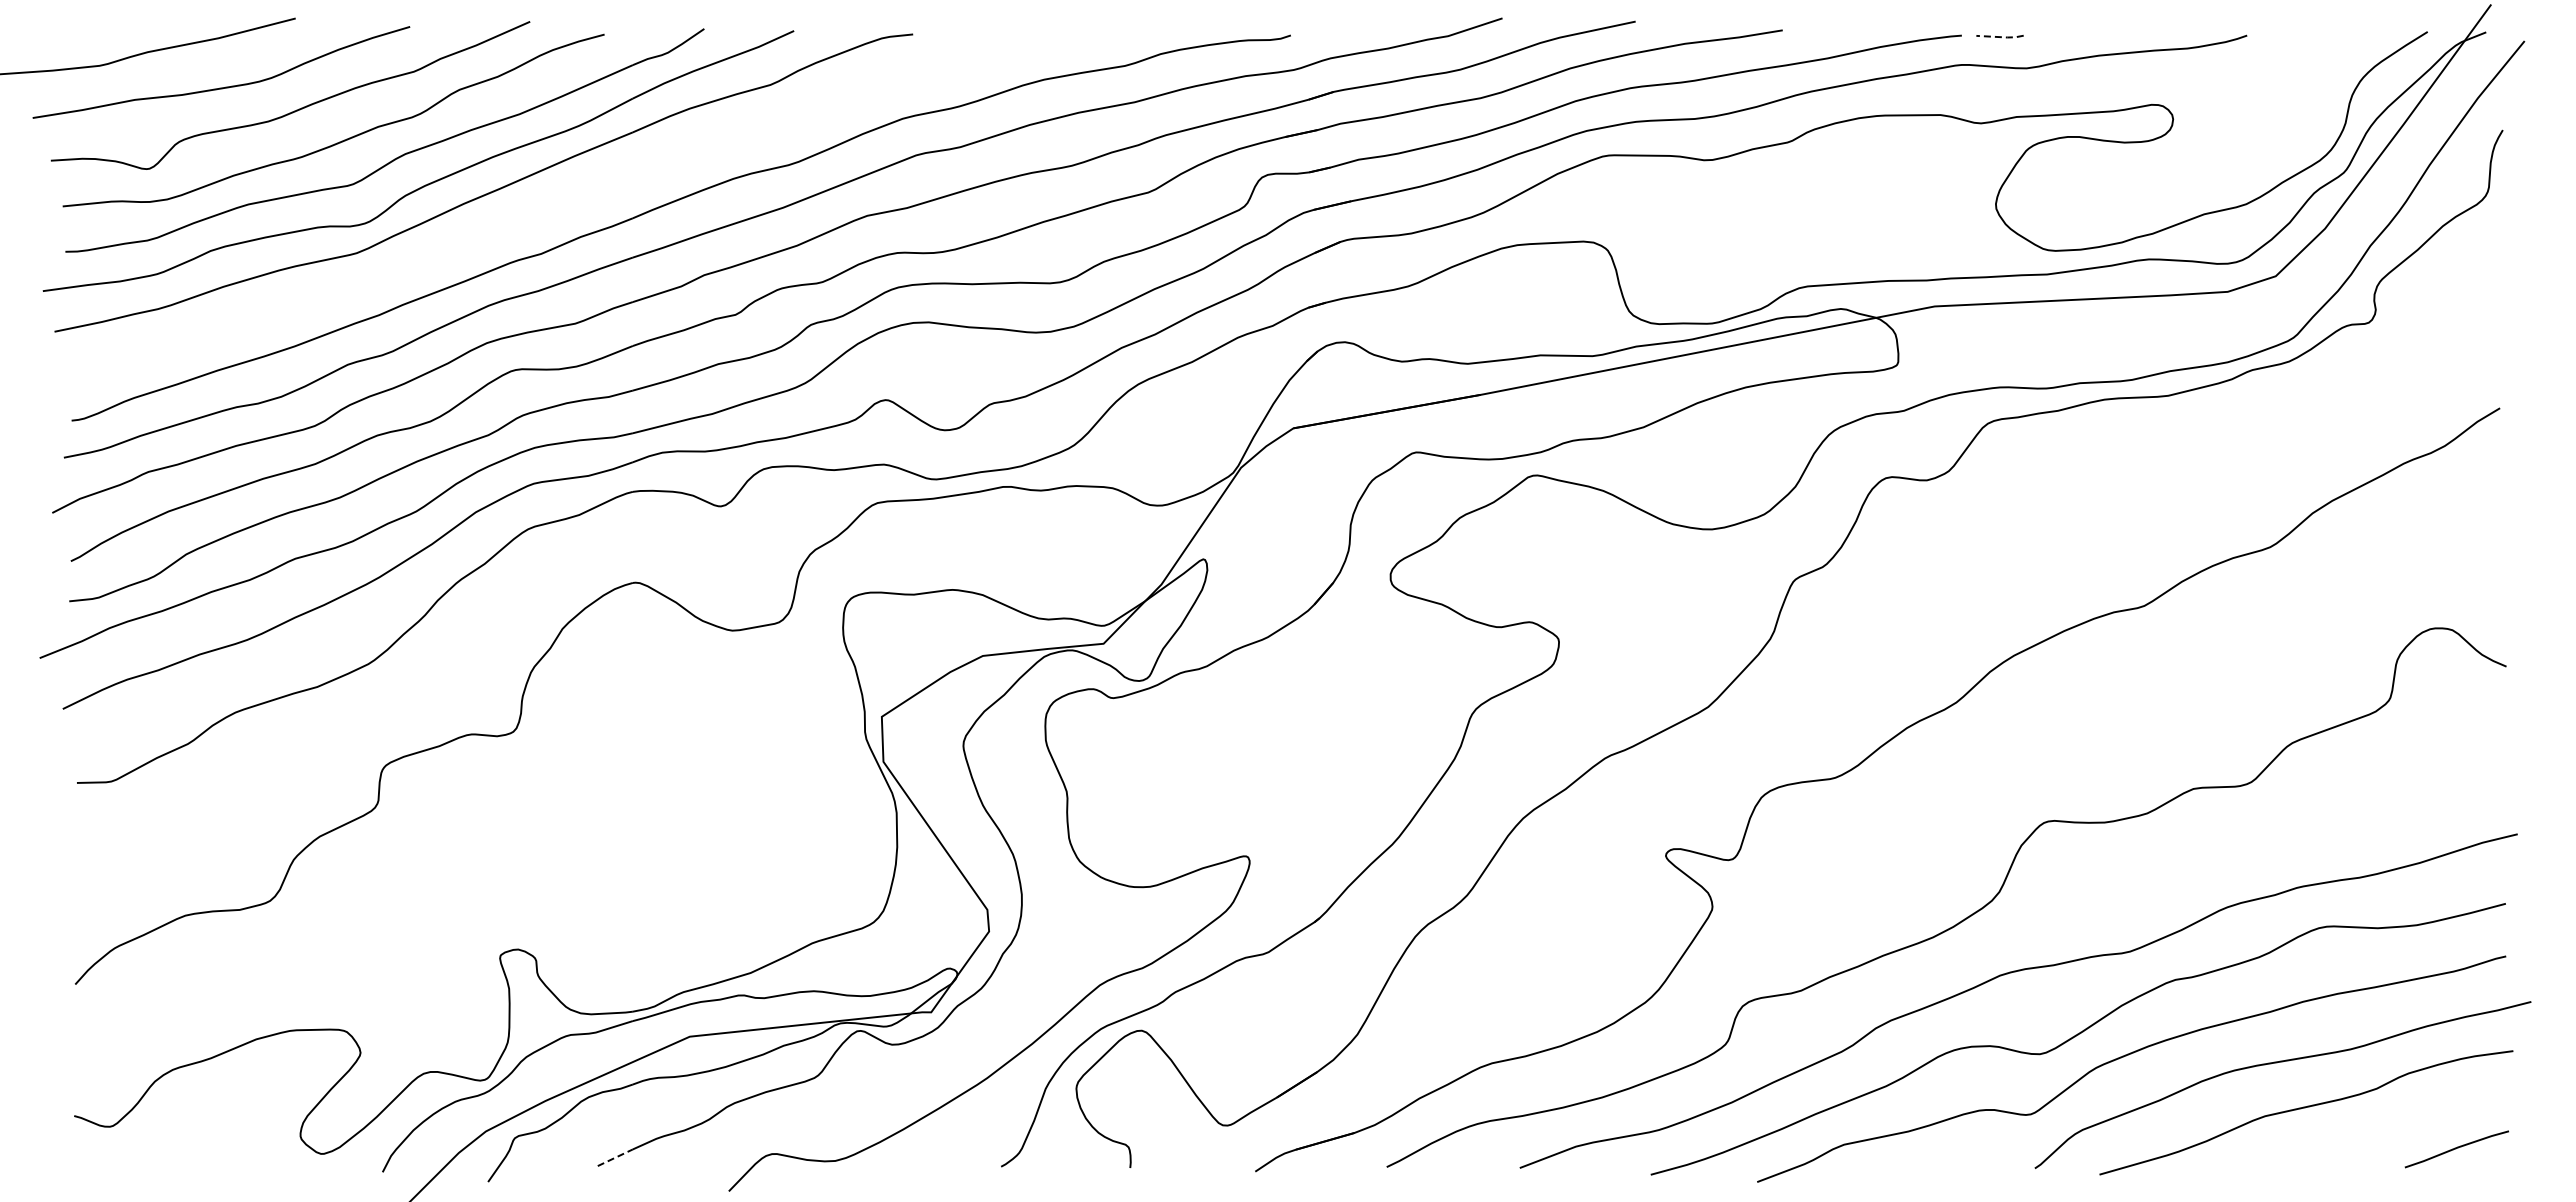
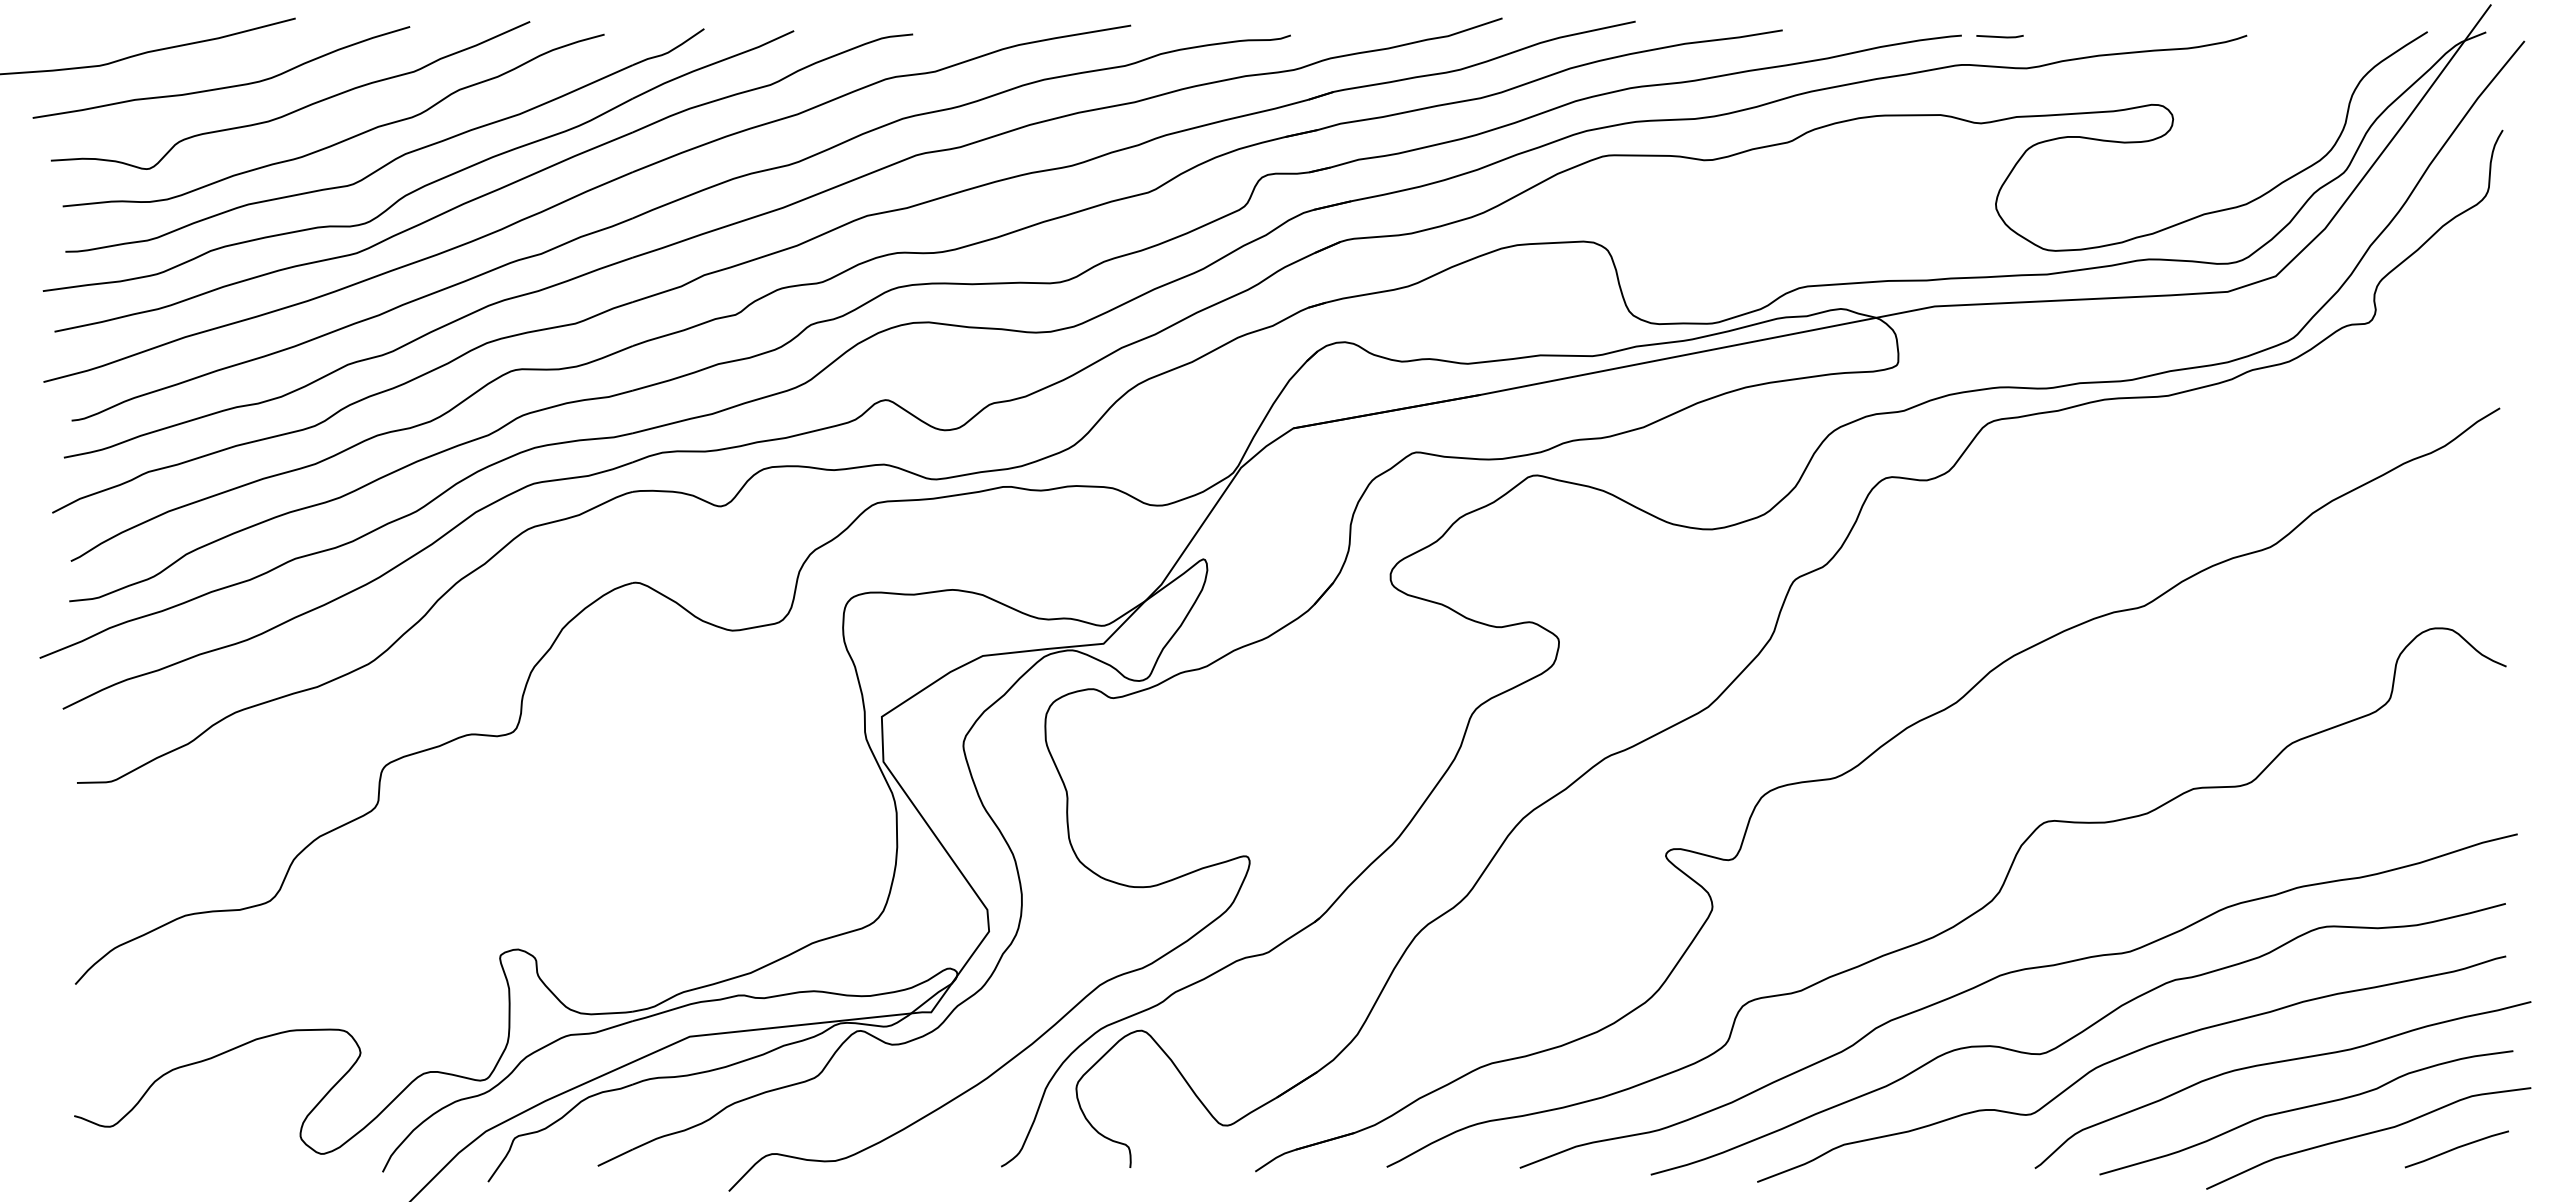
line: dashed -> solid (2001, 37)
part: none -> present (585, 193)
curve: none -> present (2368, 1134)
line: dashed -> solid (615, 1157)
